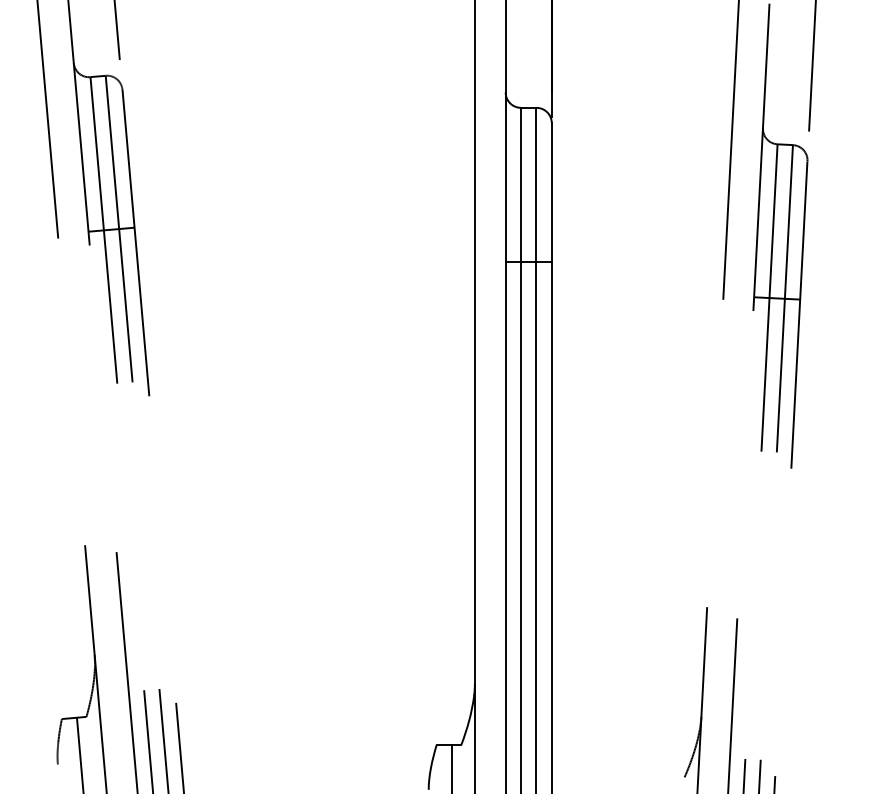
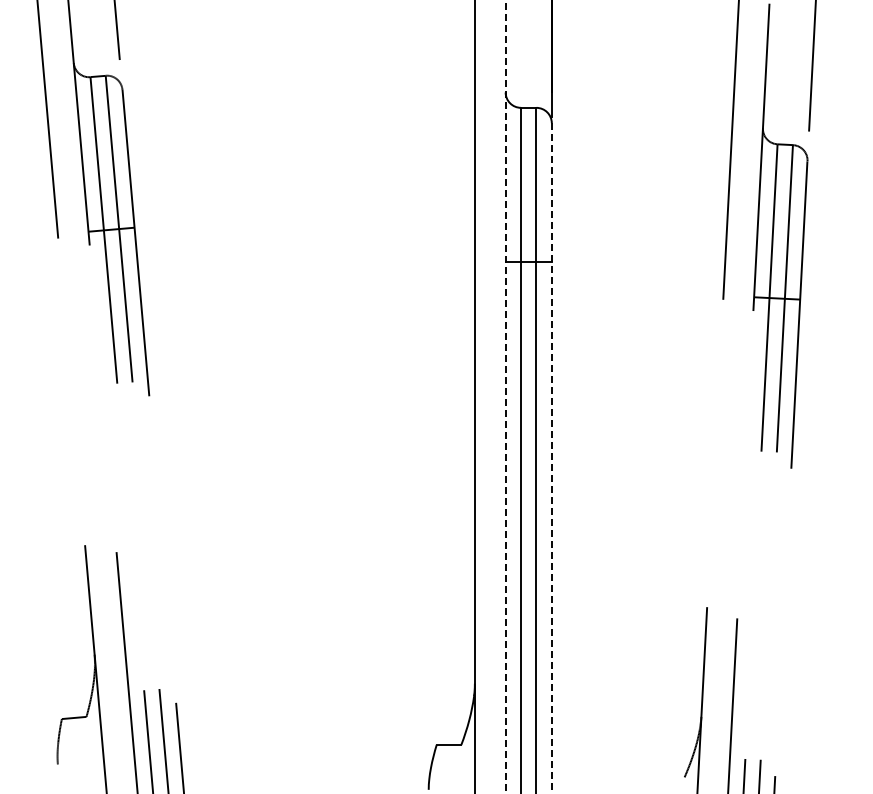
line: solid -> dashed (505, 396)
line: solid -> dashed (551, 459)
line: present -> none (79, 753)
line: present -> none (451, 767)
